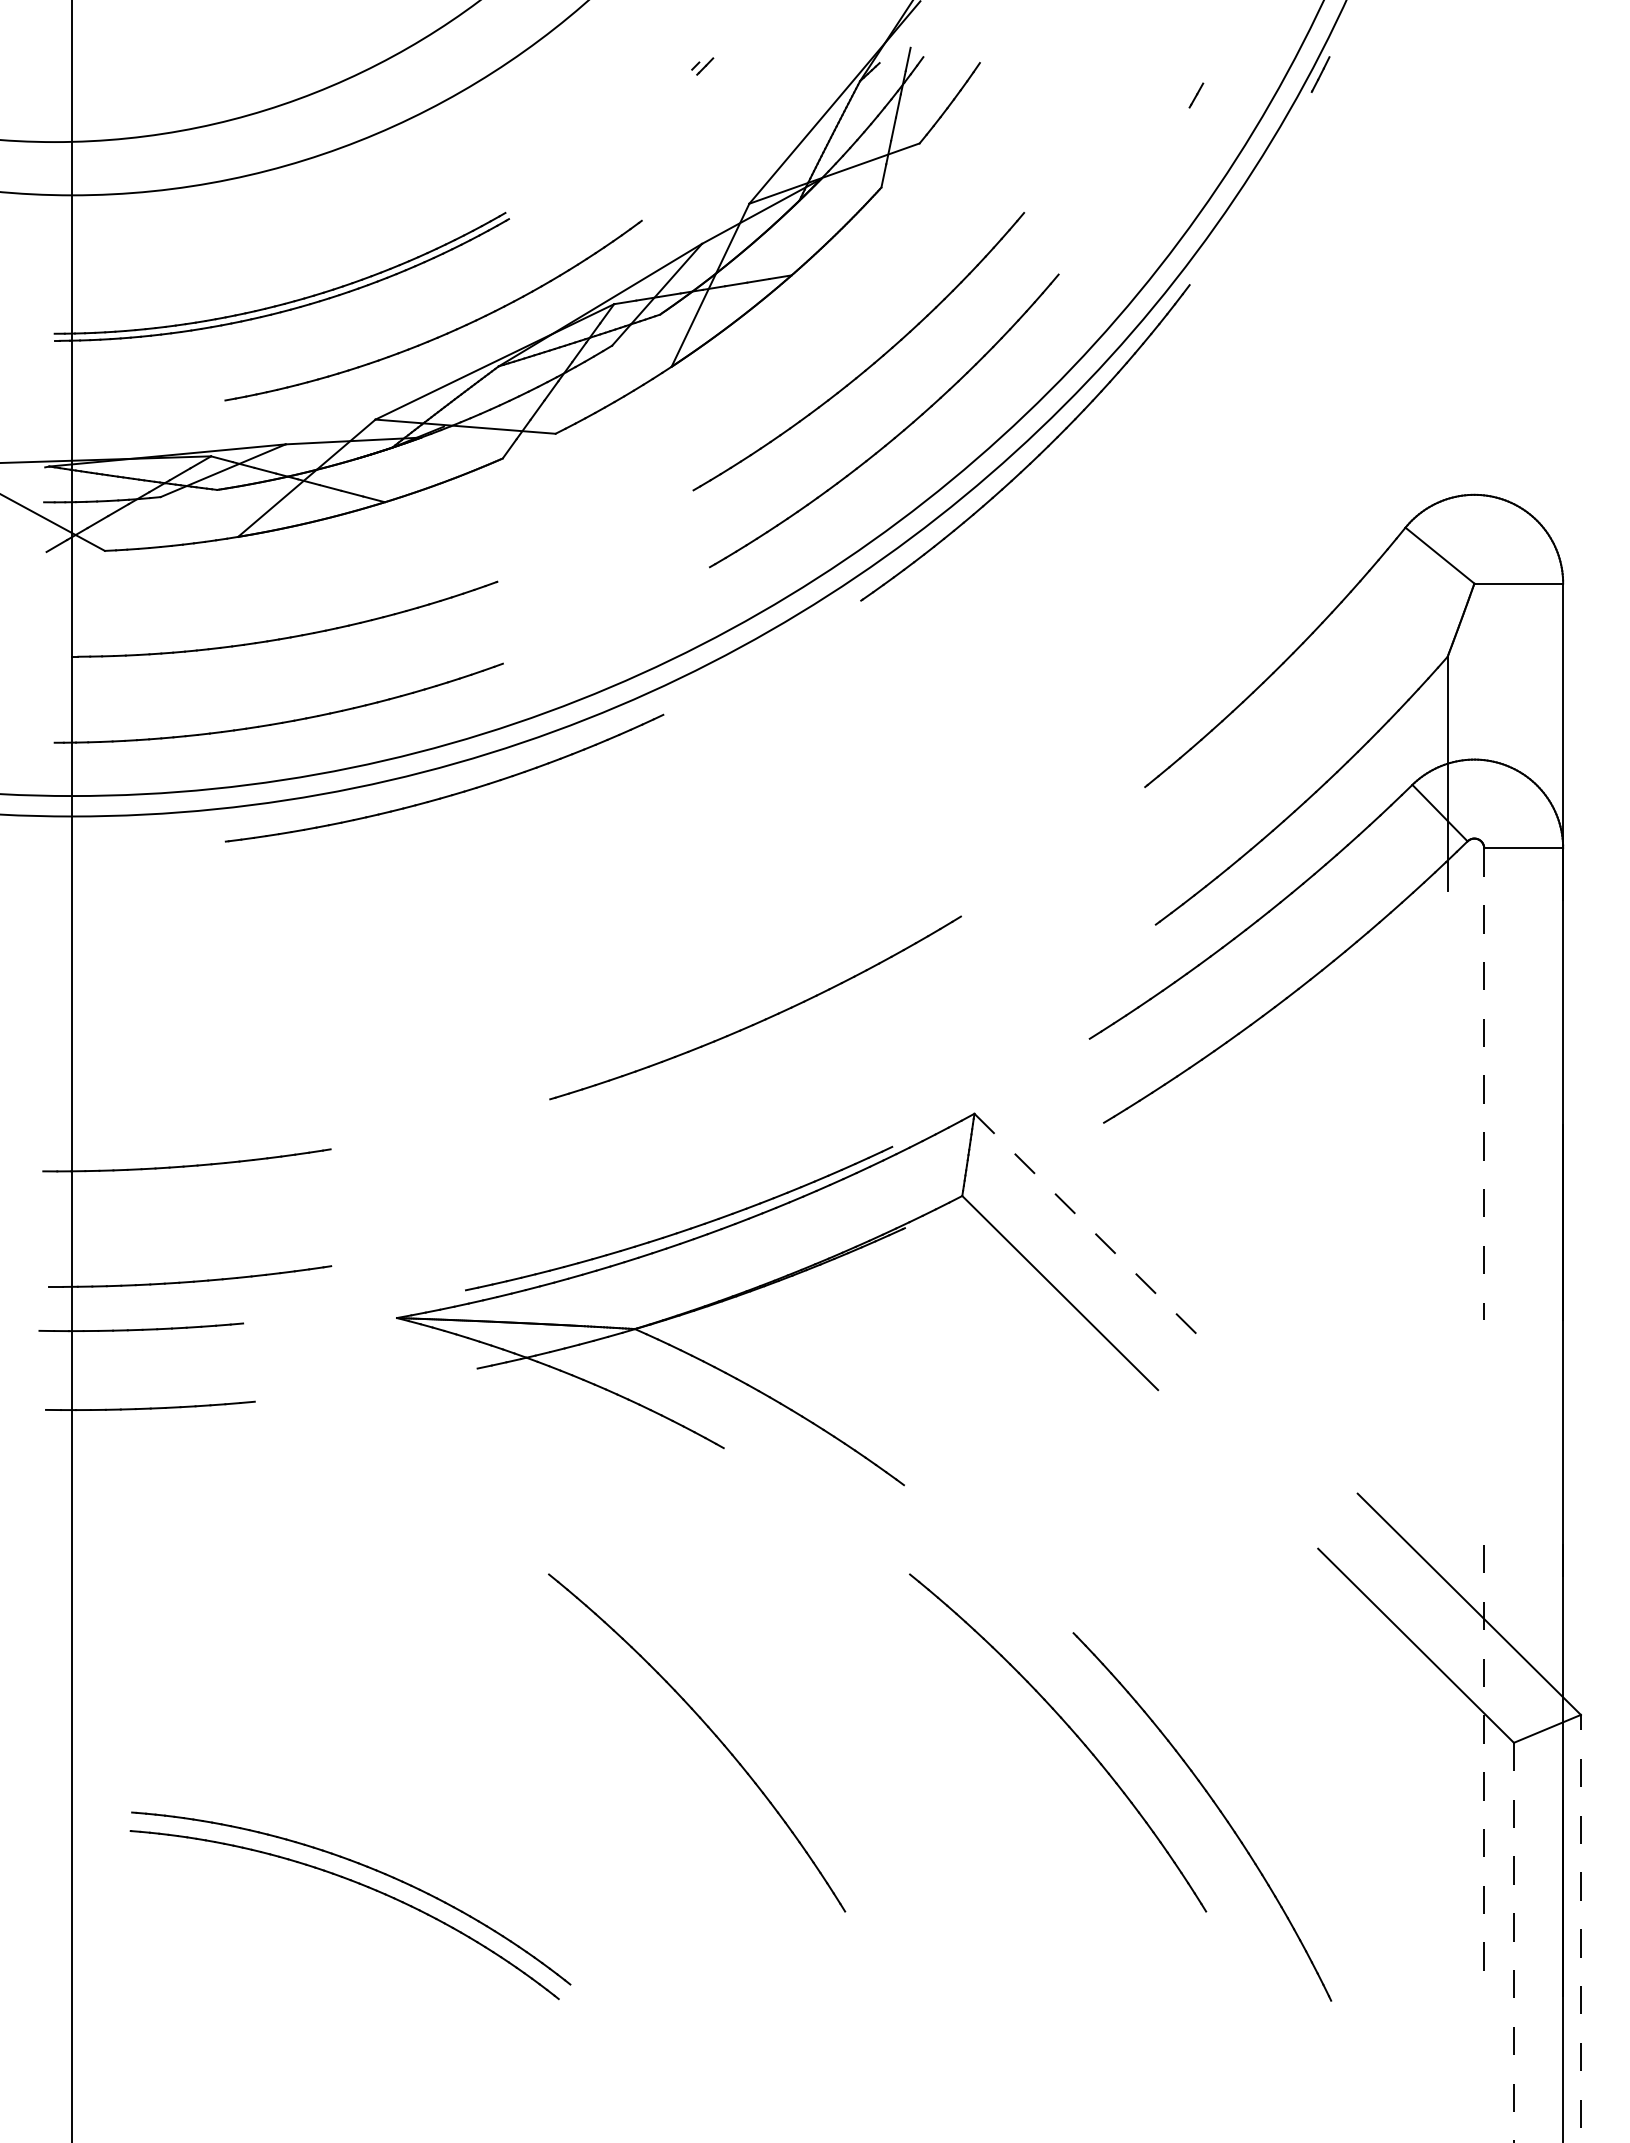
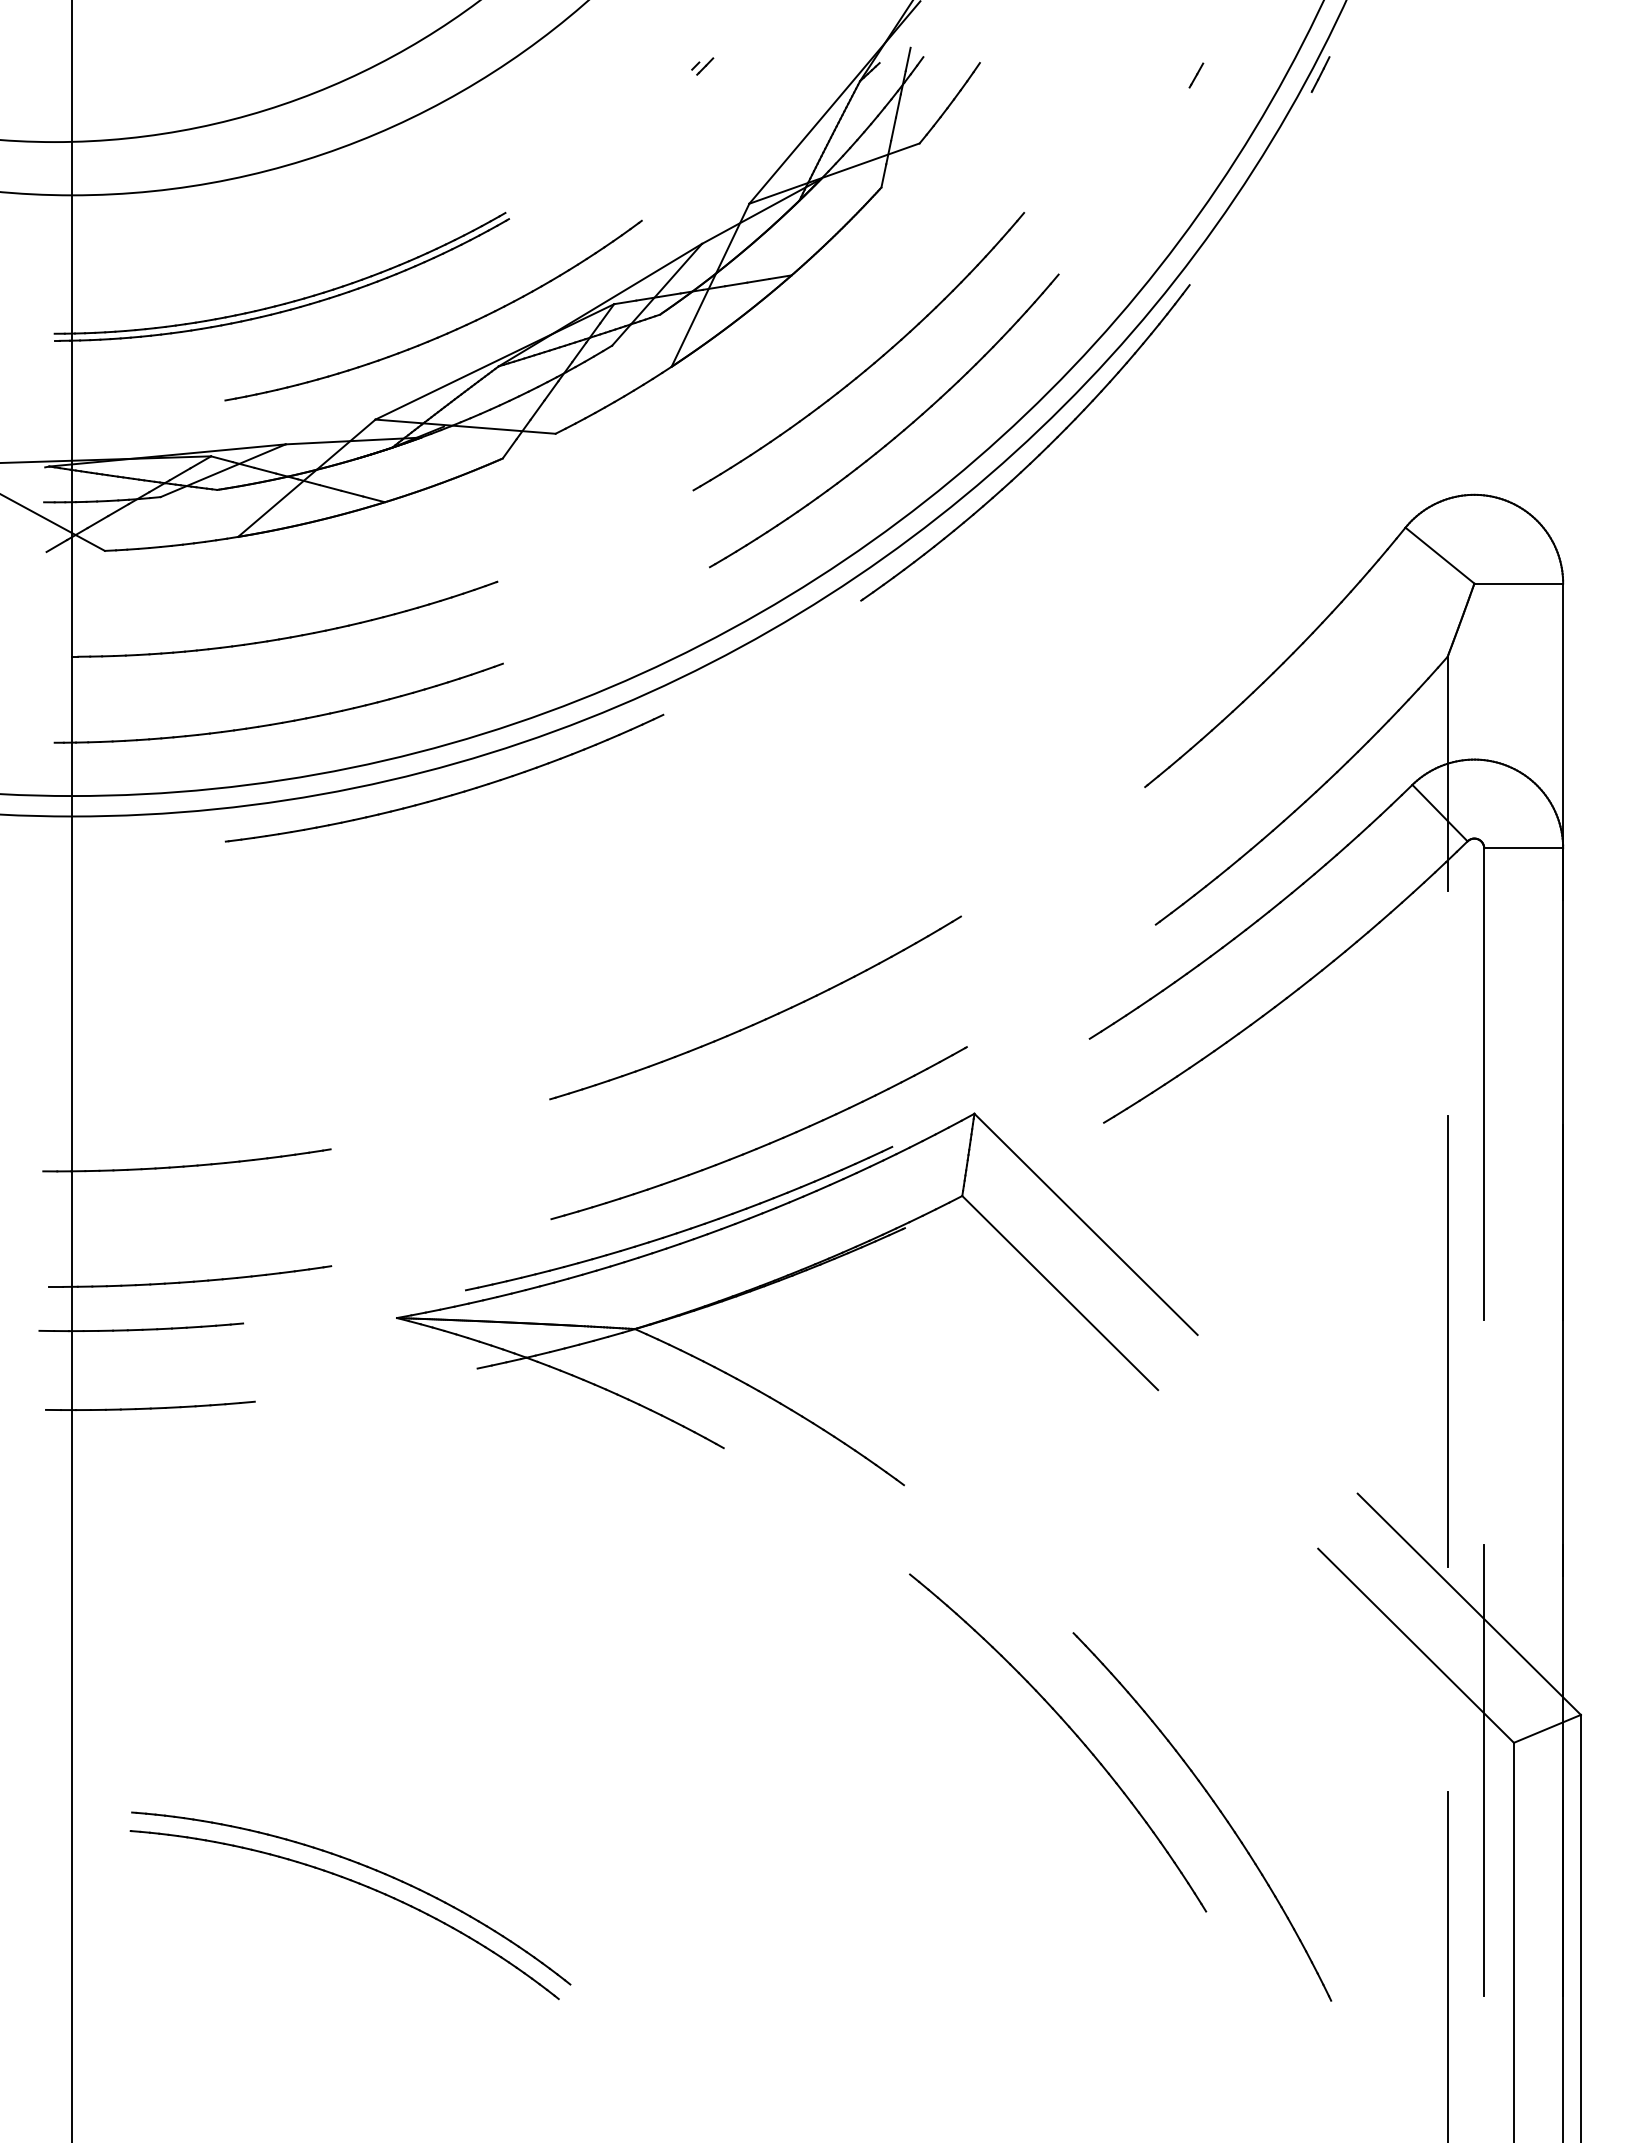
line position: (1196, 95) -> (1196, 75) (1196, 75)
line: dashed -> solid (1484, 1083)
part: none -> present (764, 1144)
line: dashed -> solid (1086, 1224)
line: none -> present (1447, 1341)
part: present -> none (711, 1732)
line: dashed -> solid (1484, 1770)
line: dashed -> solid (1580, 1928)
line: dashed -> solid (1513, 1942)
line: none -> present (1447, 1965)
